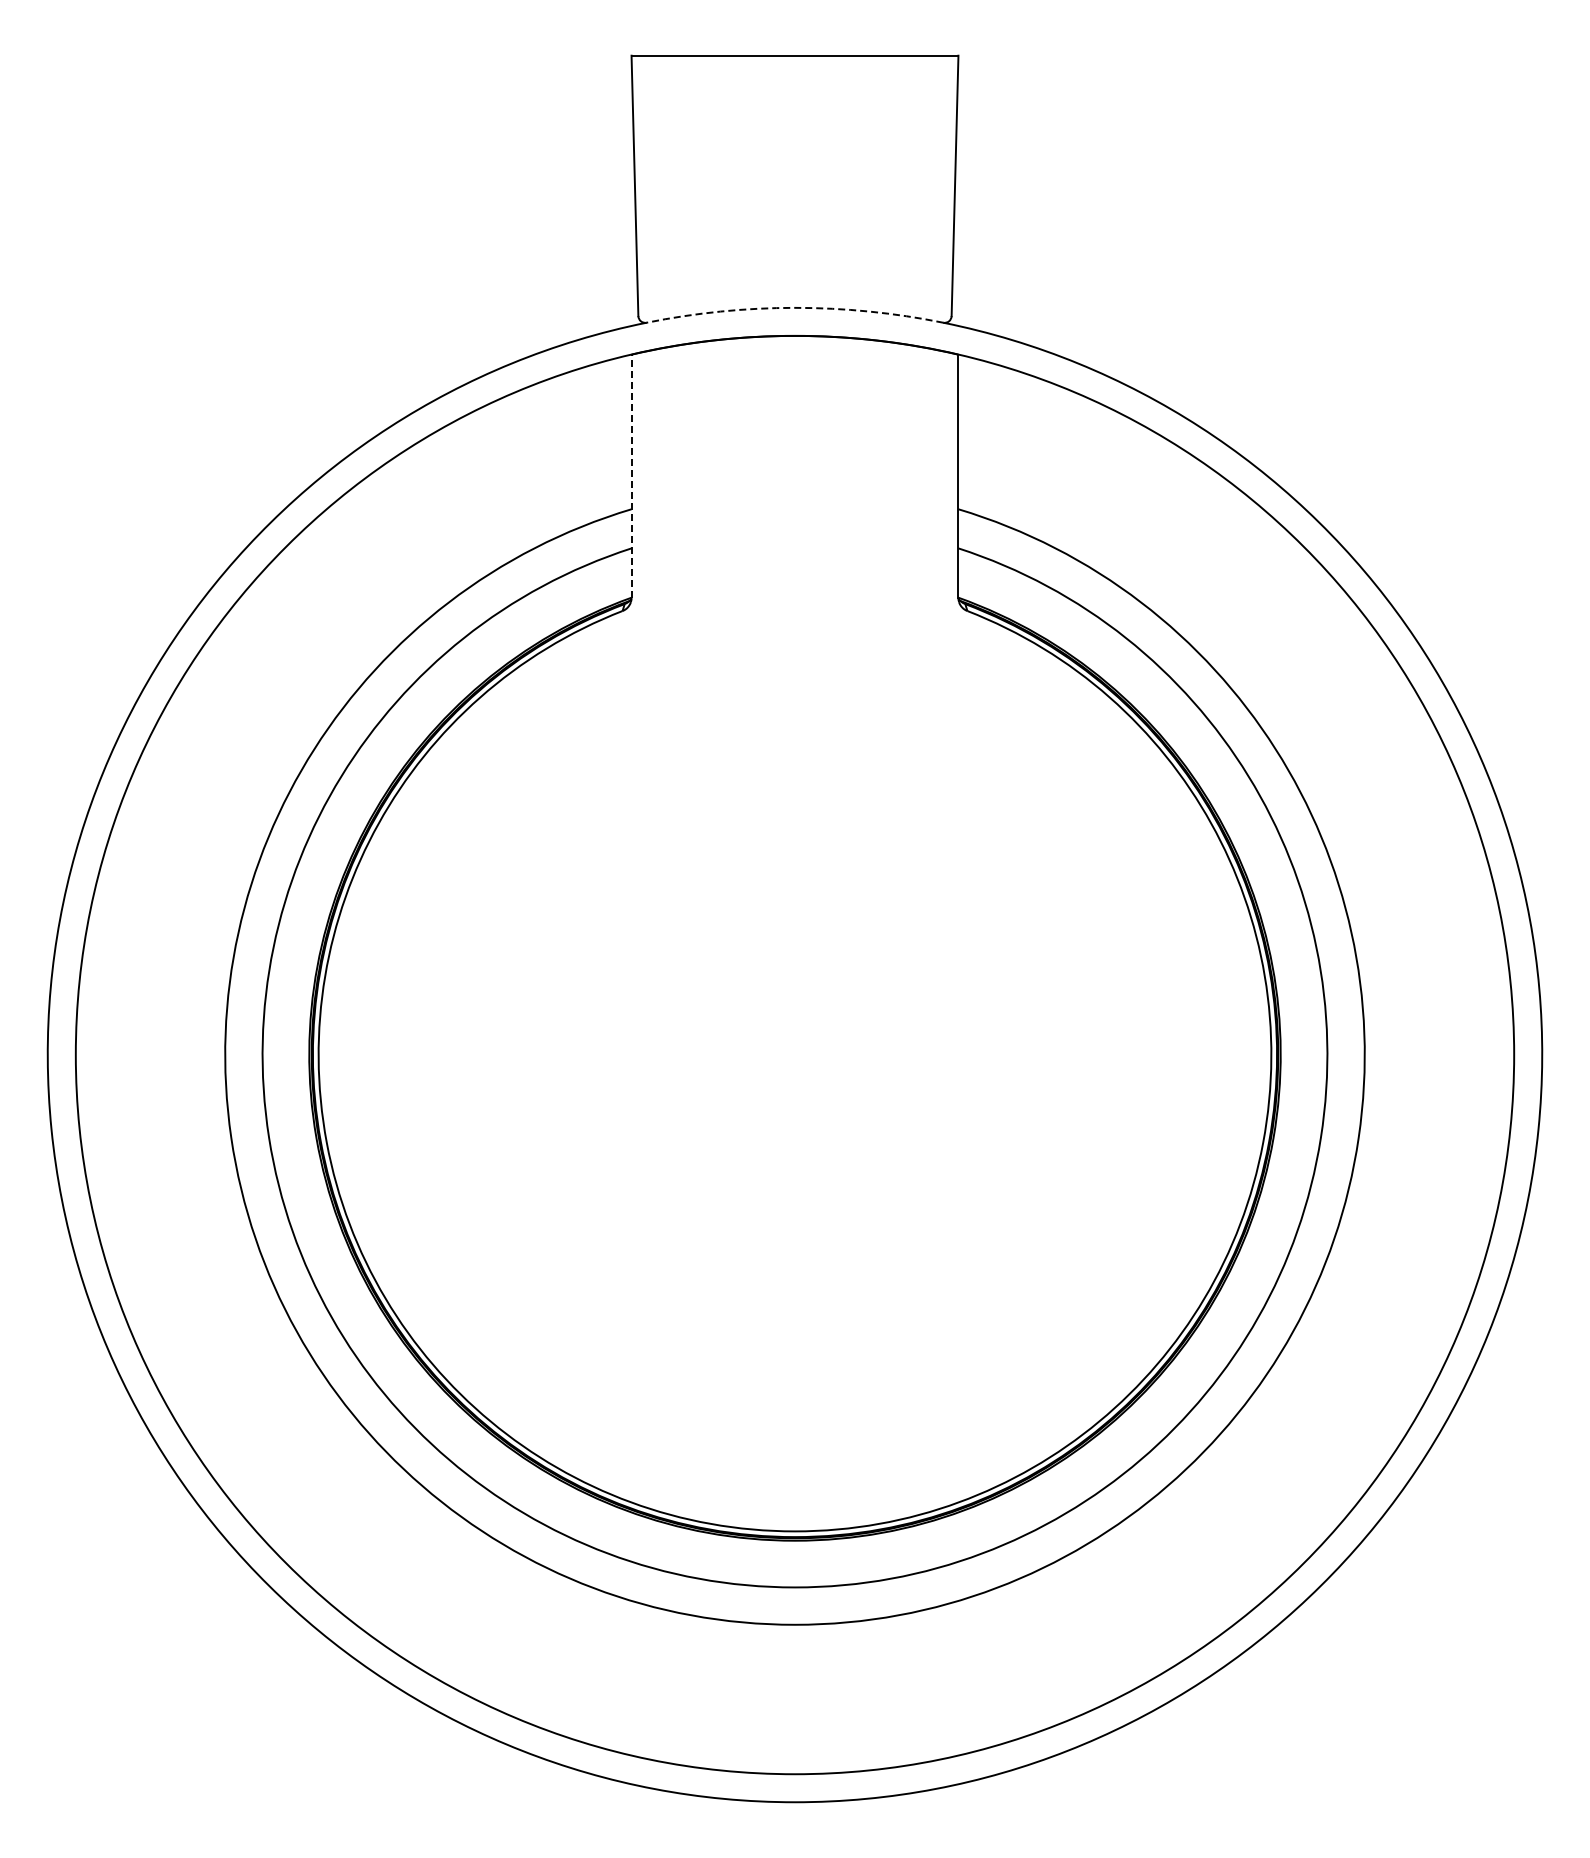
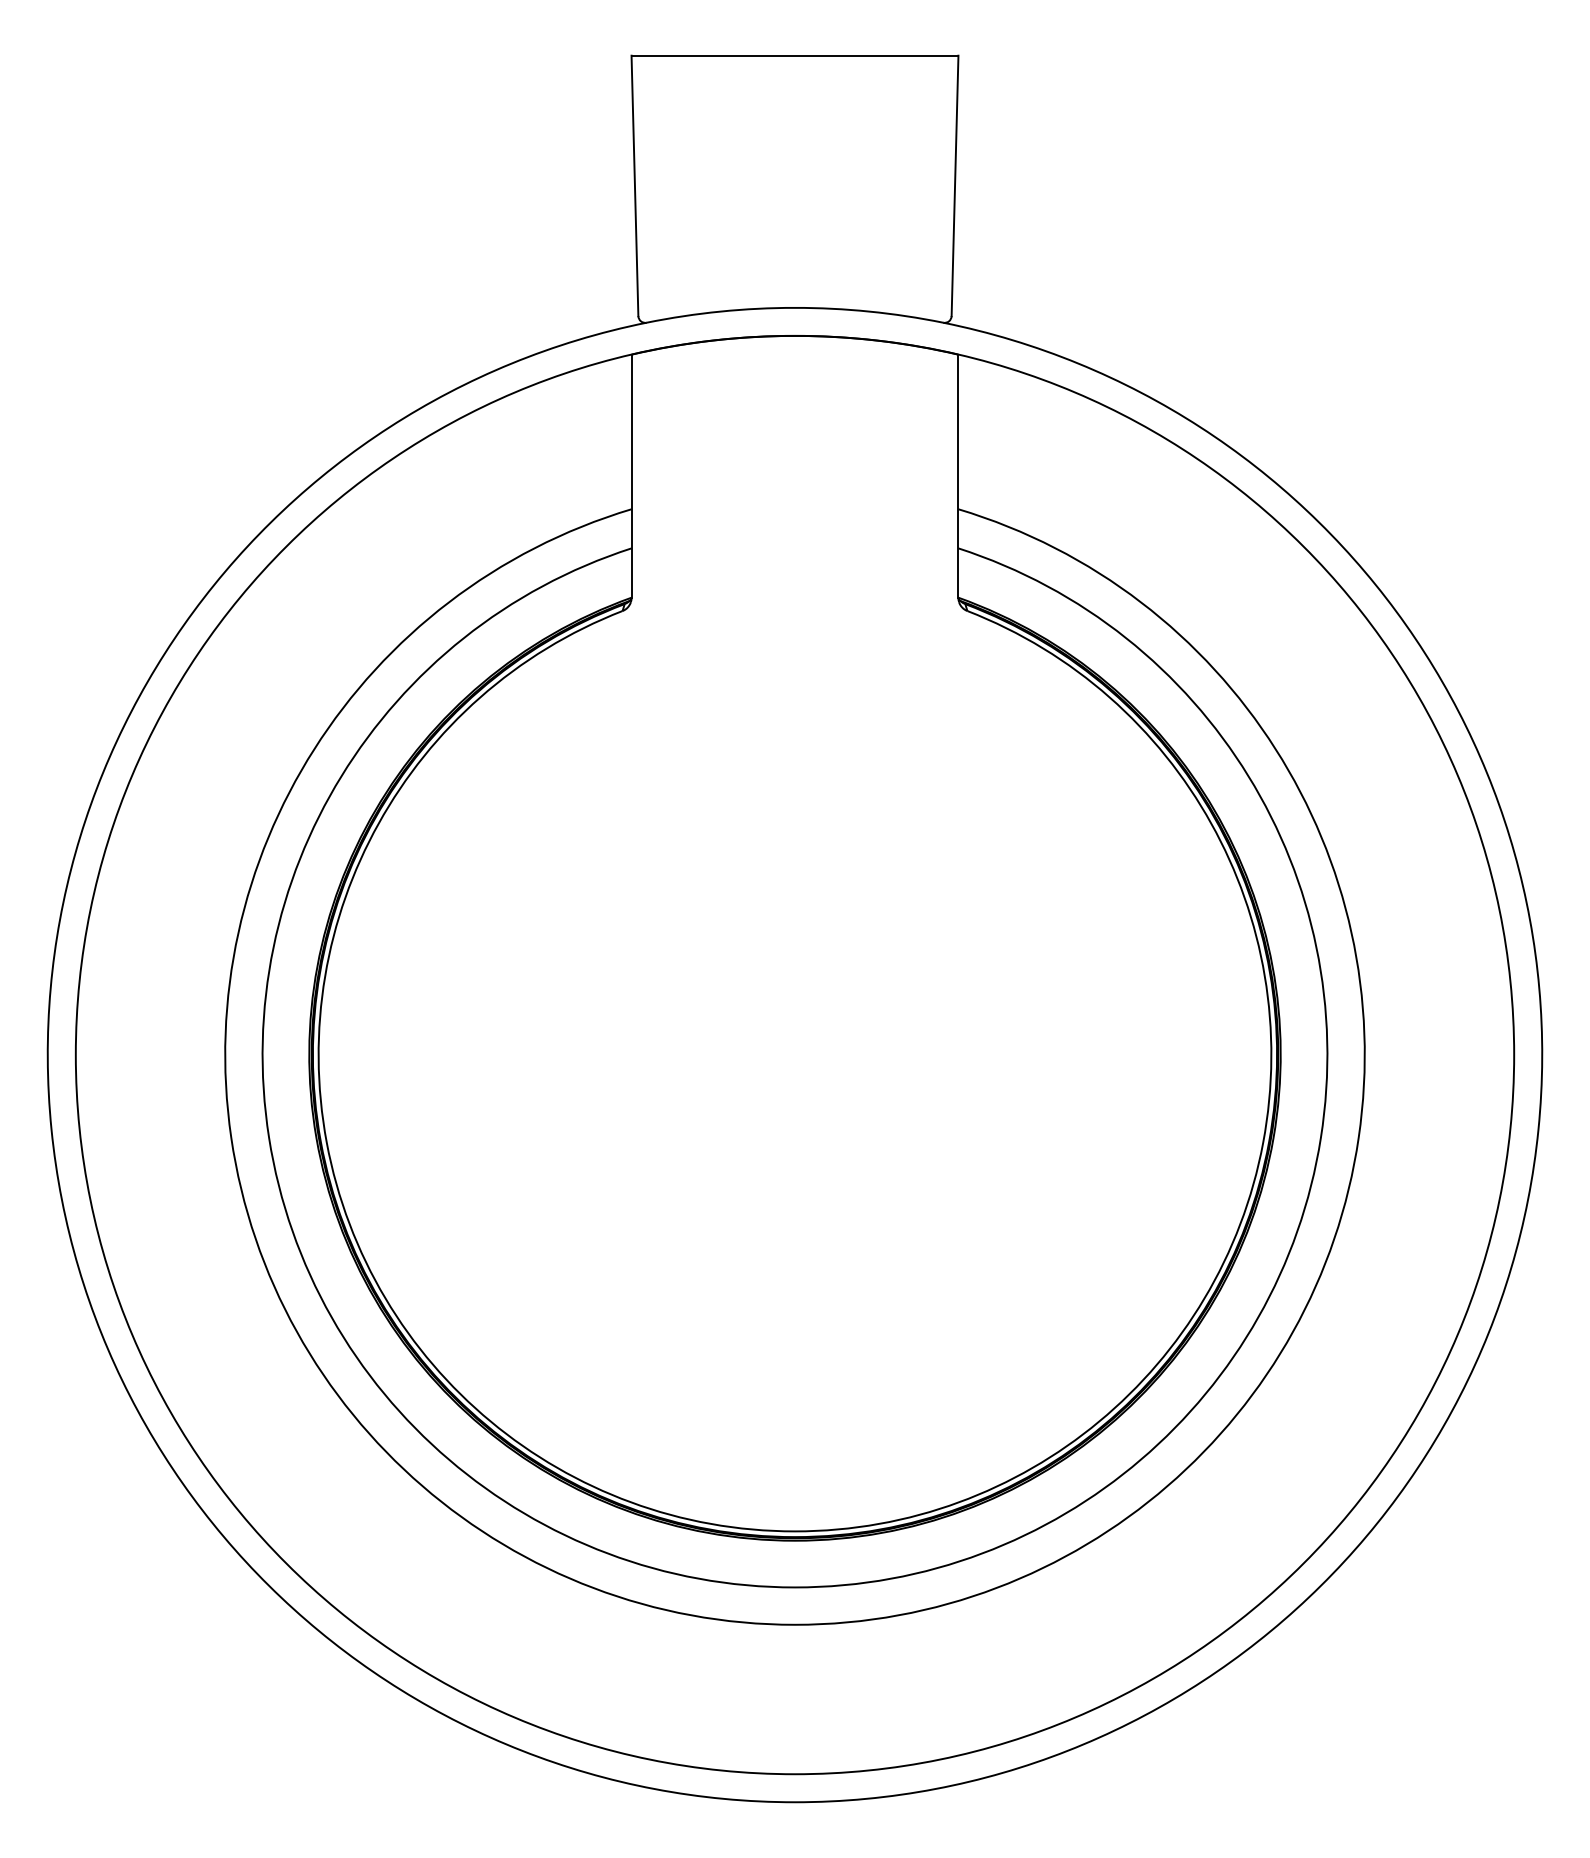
arc: dashed -> solid (795, 307)
line: dashed -> solid (631, 476)
